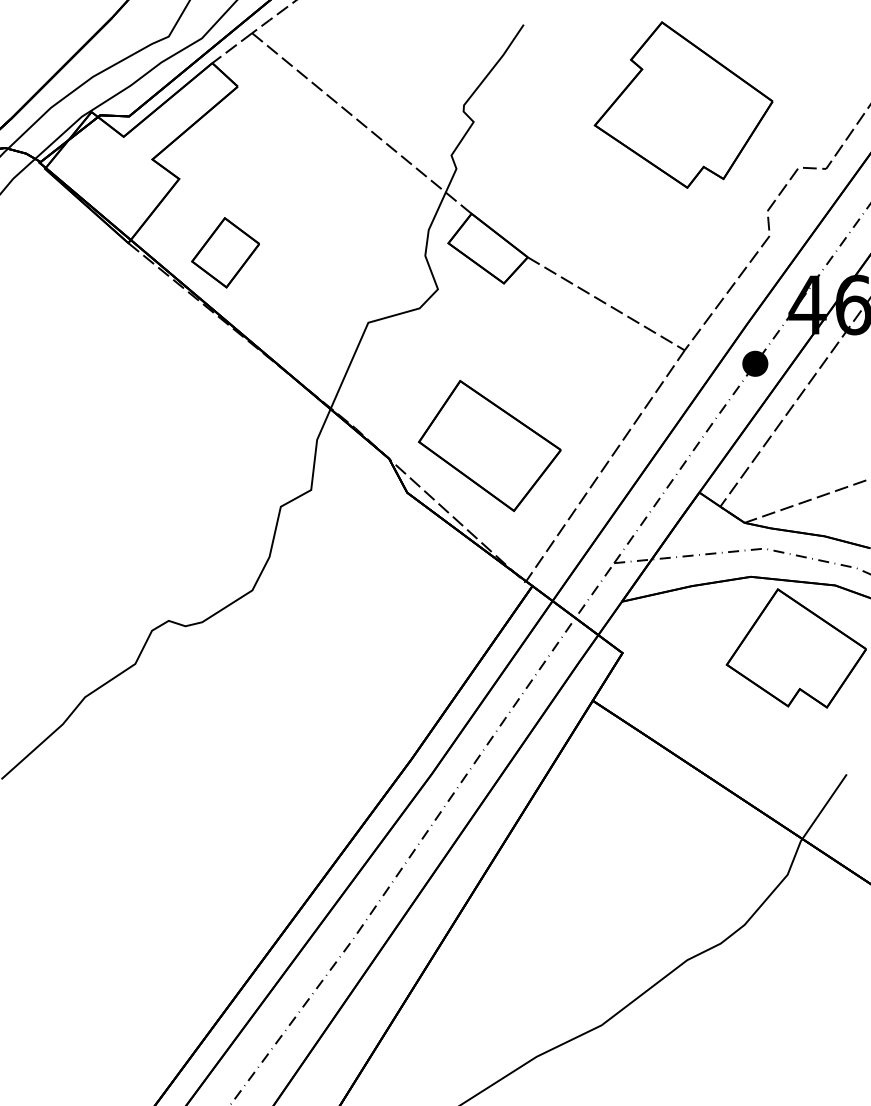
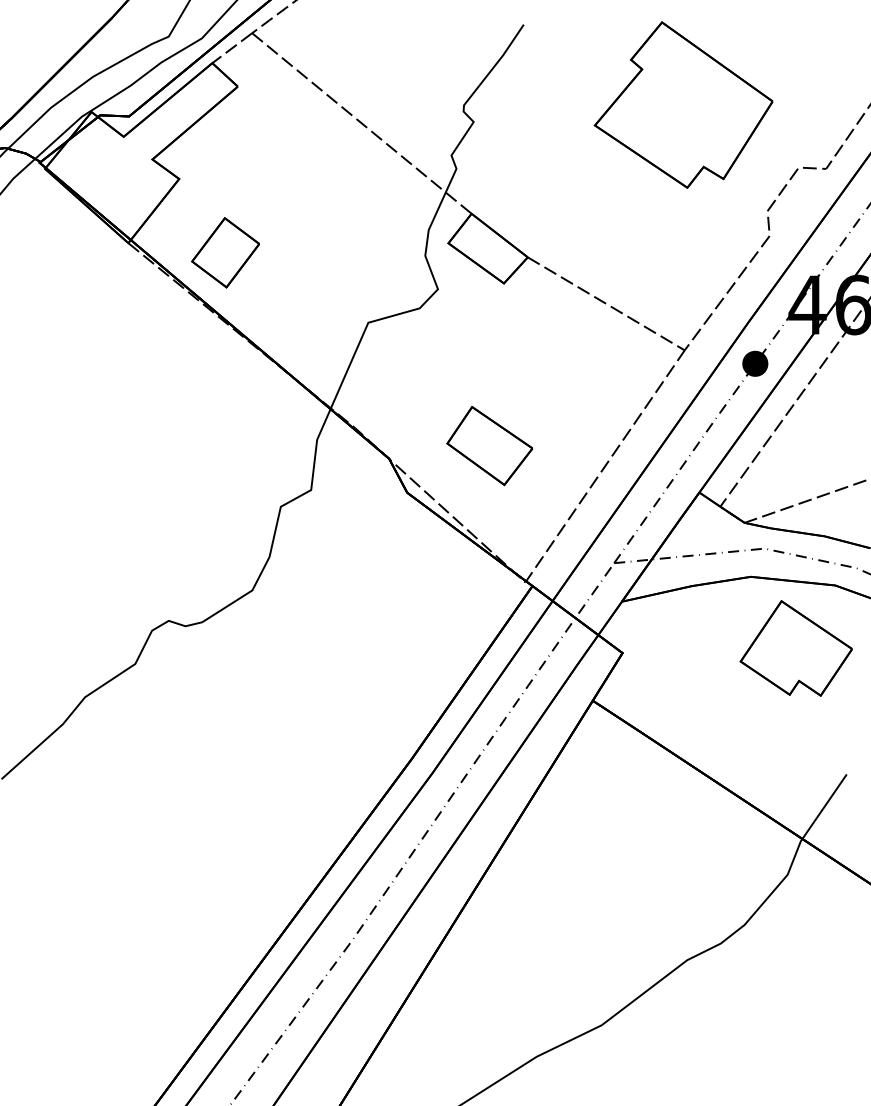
part size: 144x134 px -> 88x81 px (489, 446)
part size: 142x121 px -> 114x97 px (795, 648)
